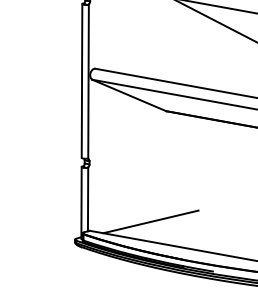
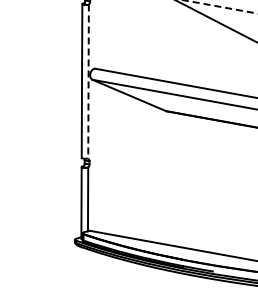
line: solid -> dashed (220, 6)
line: solid -> dashed (88, 82)
line: present -> none (150, 221)
